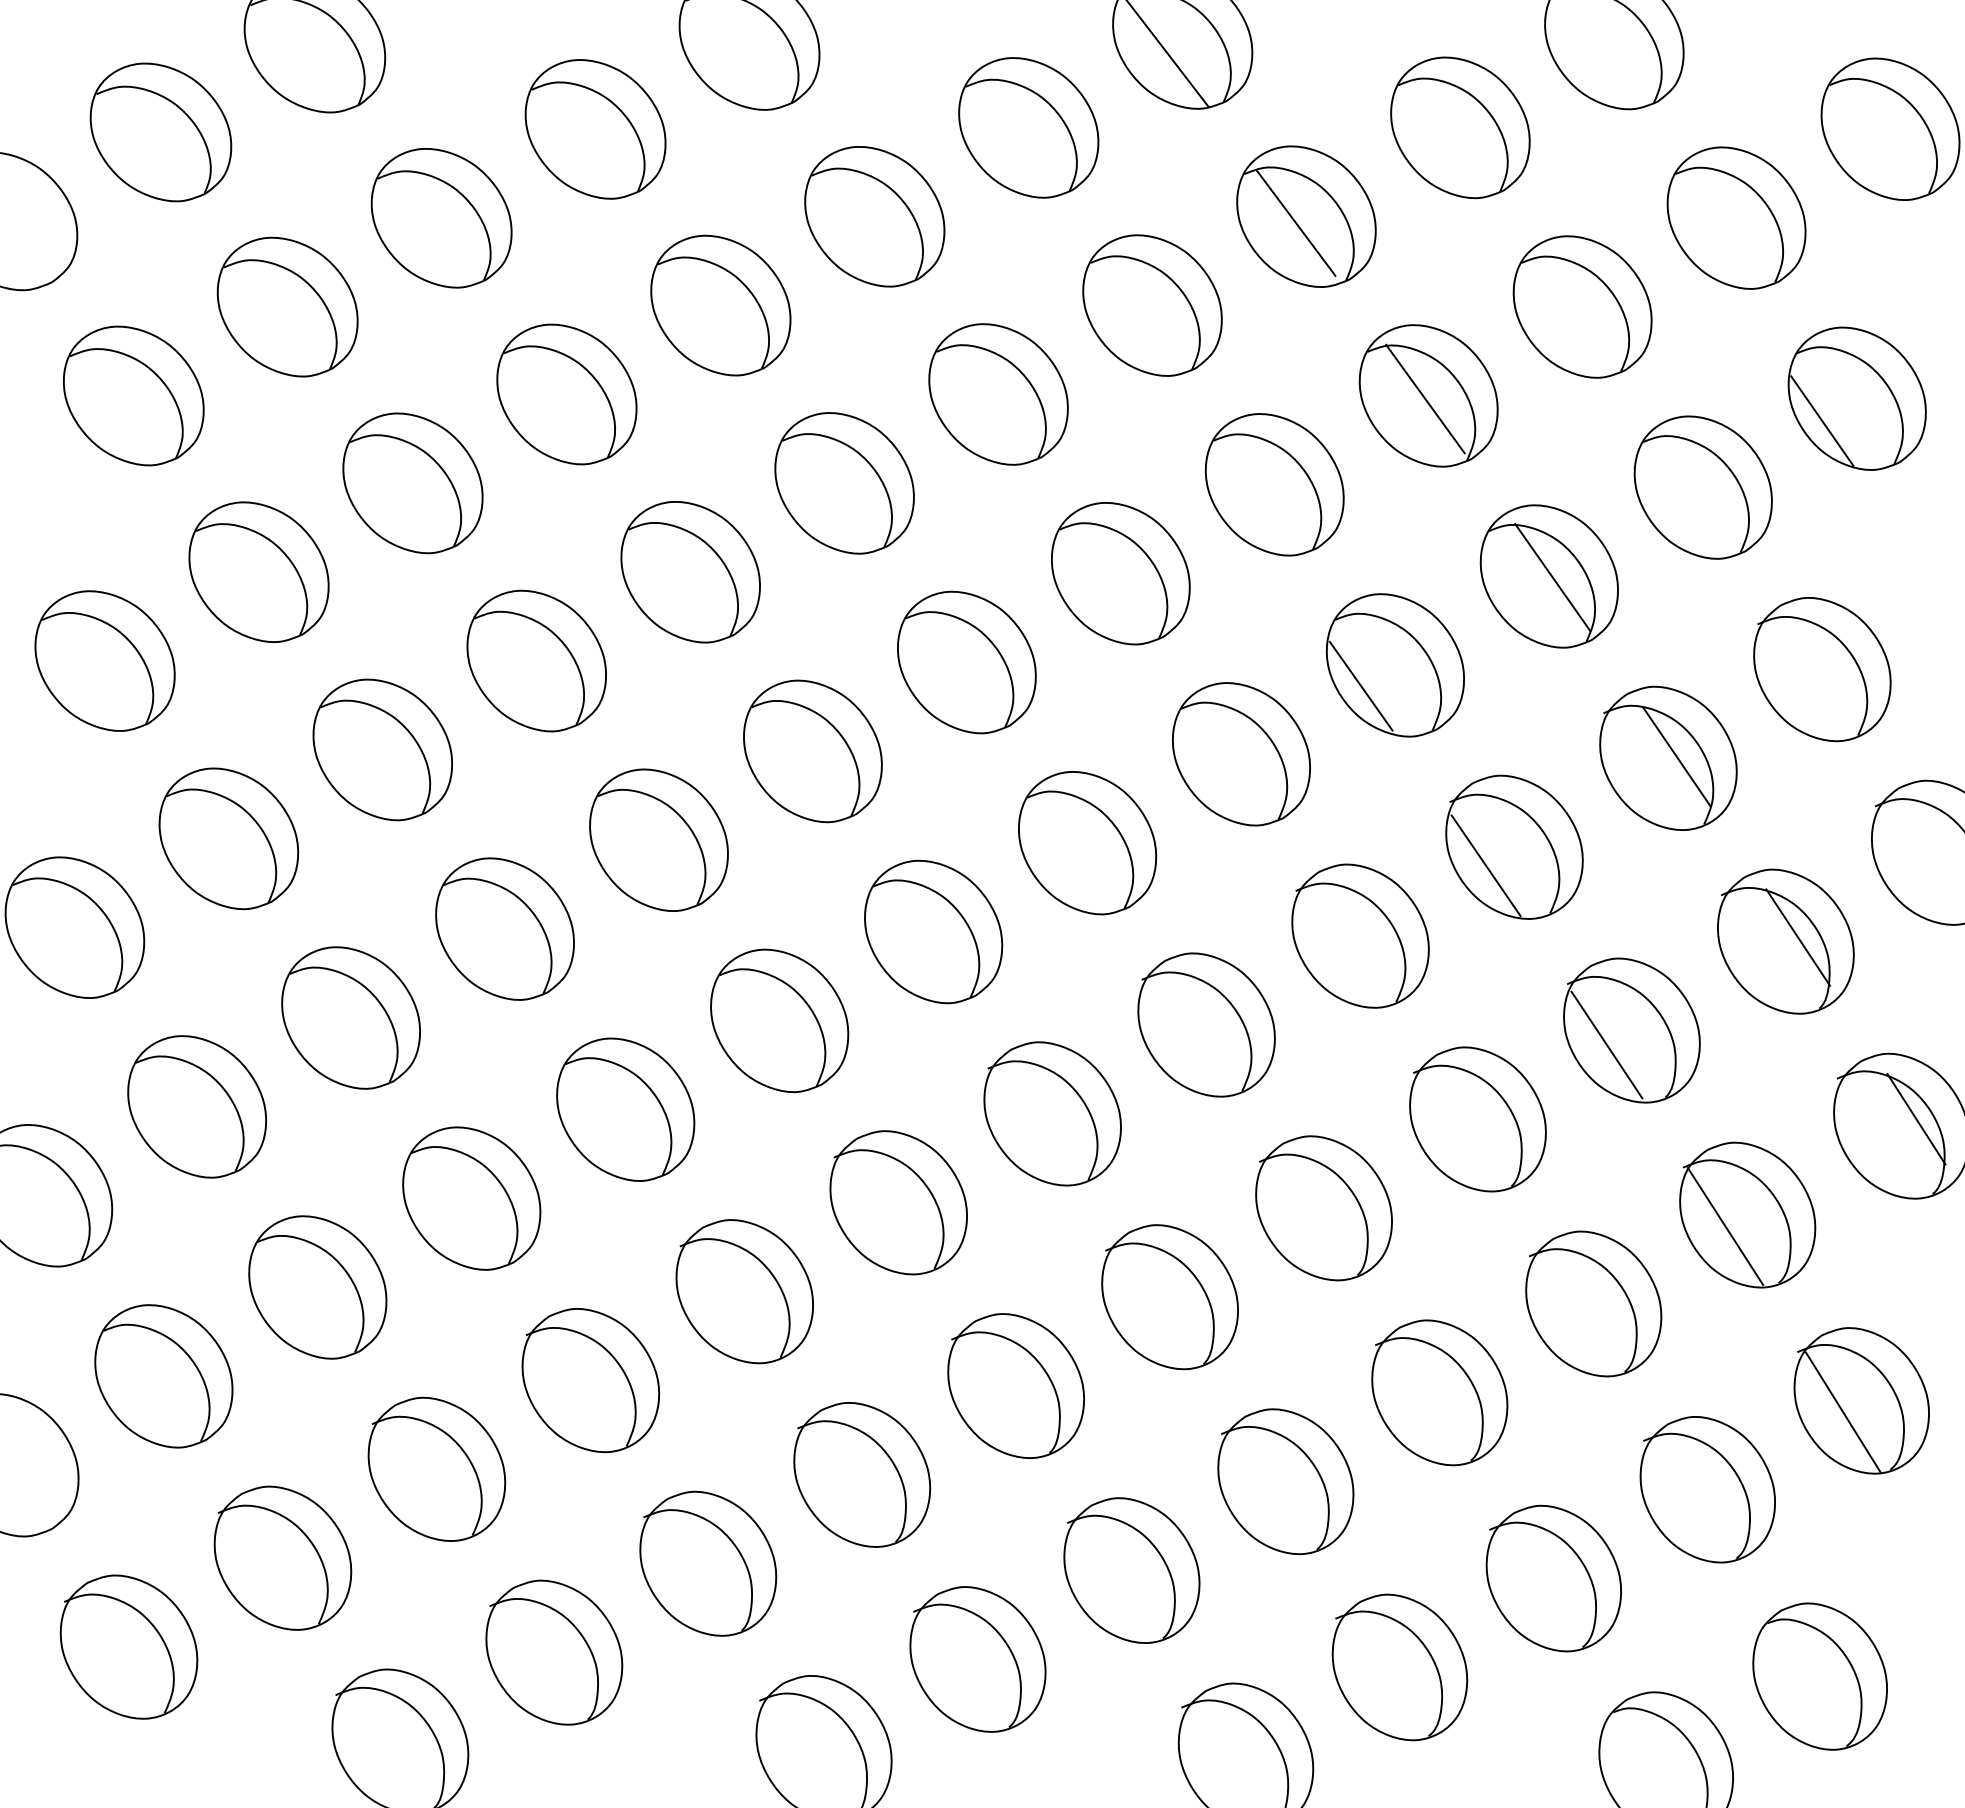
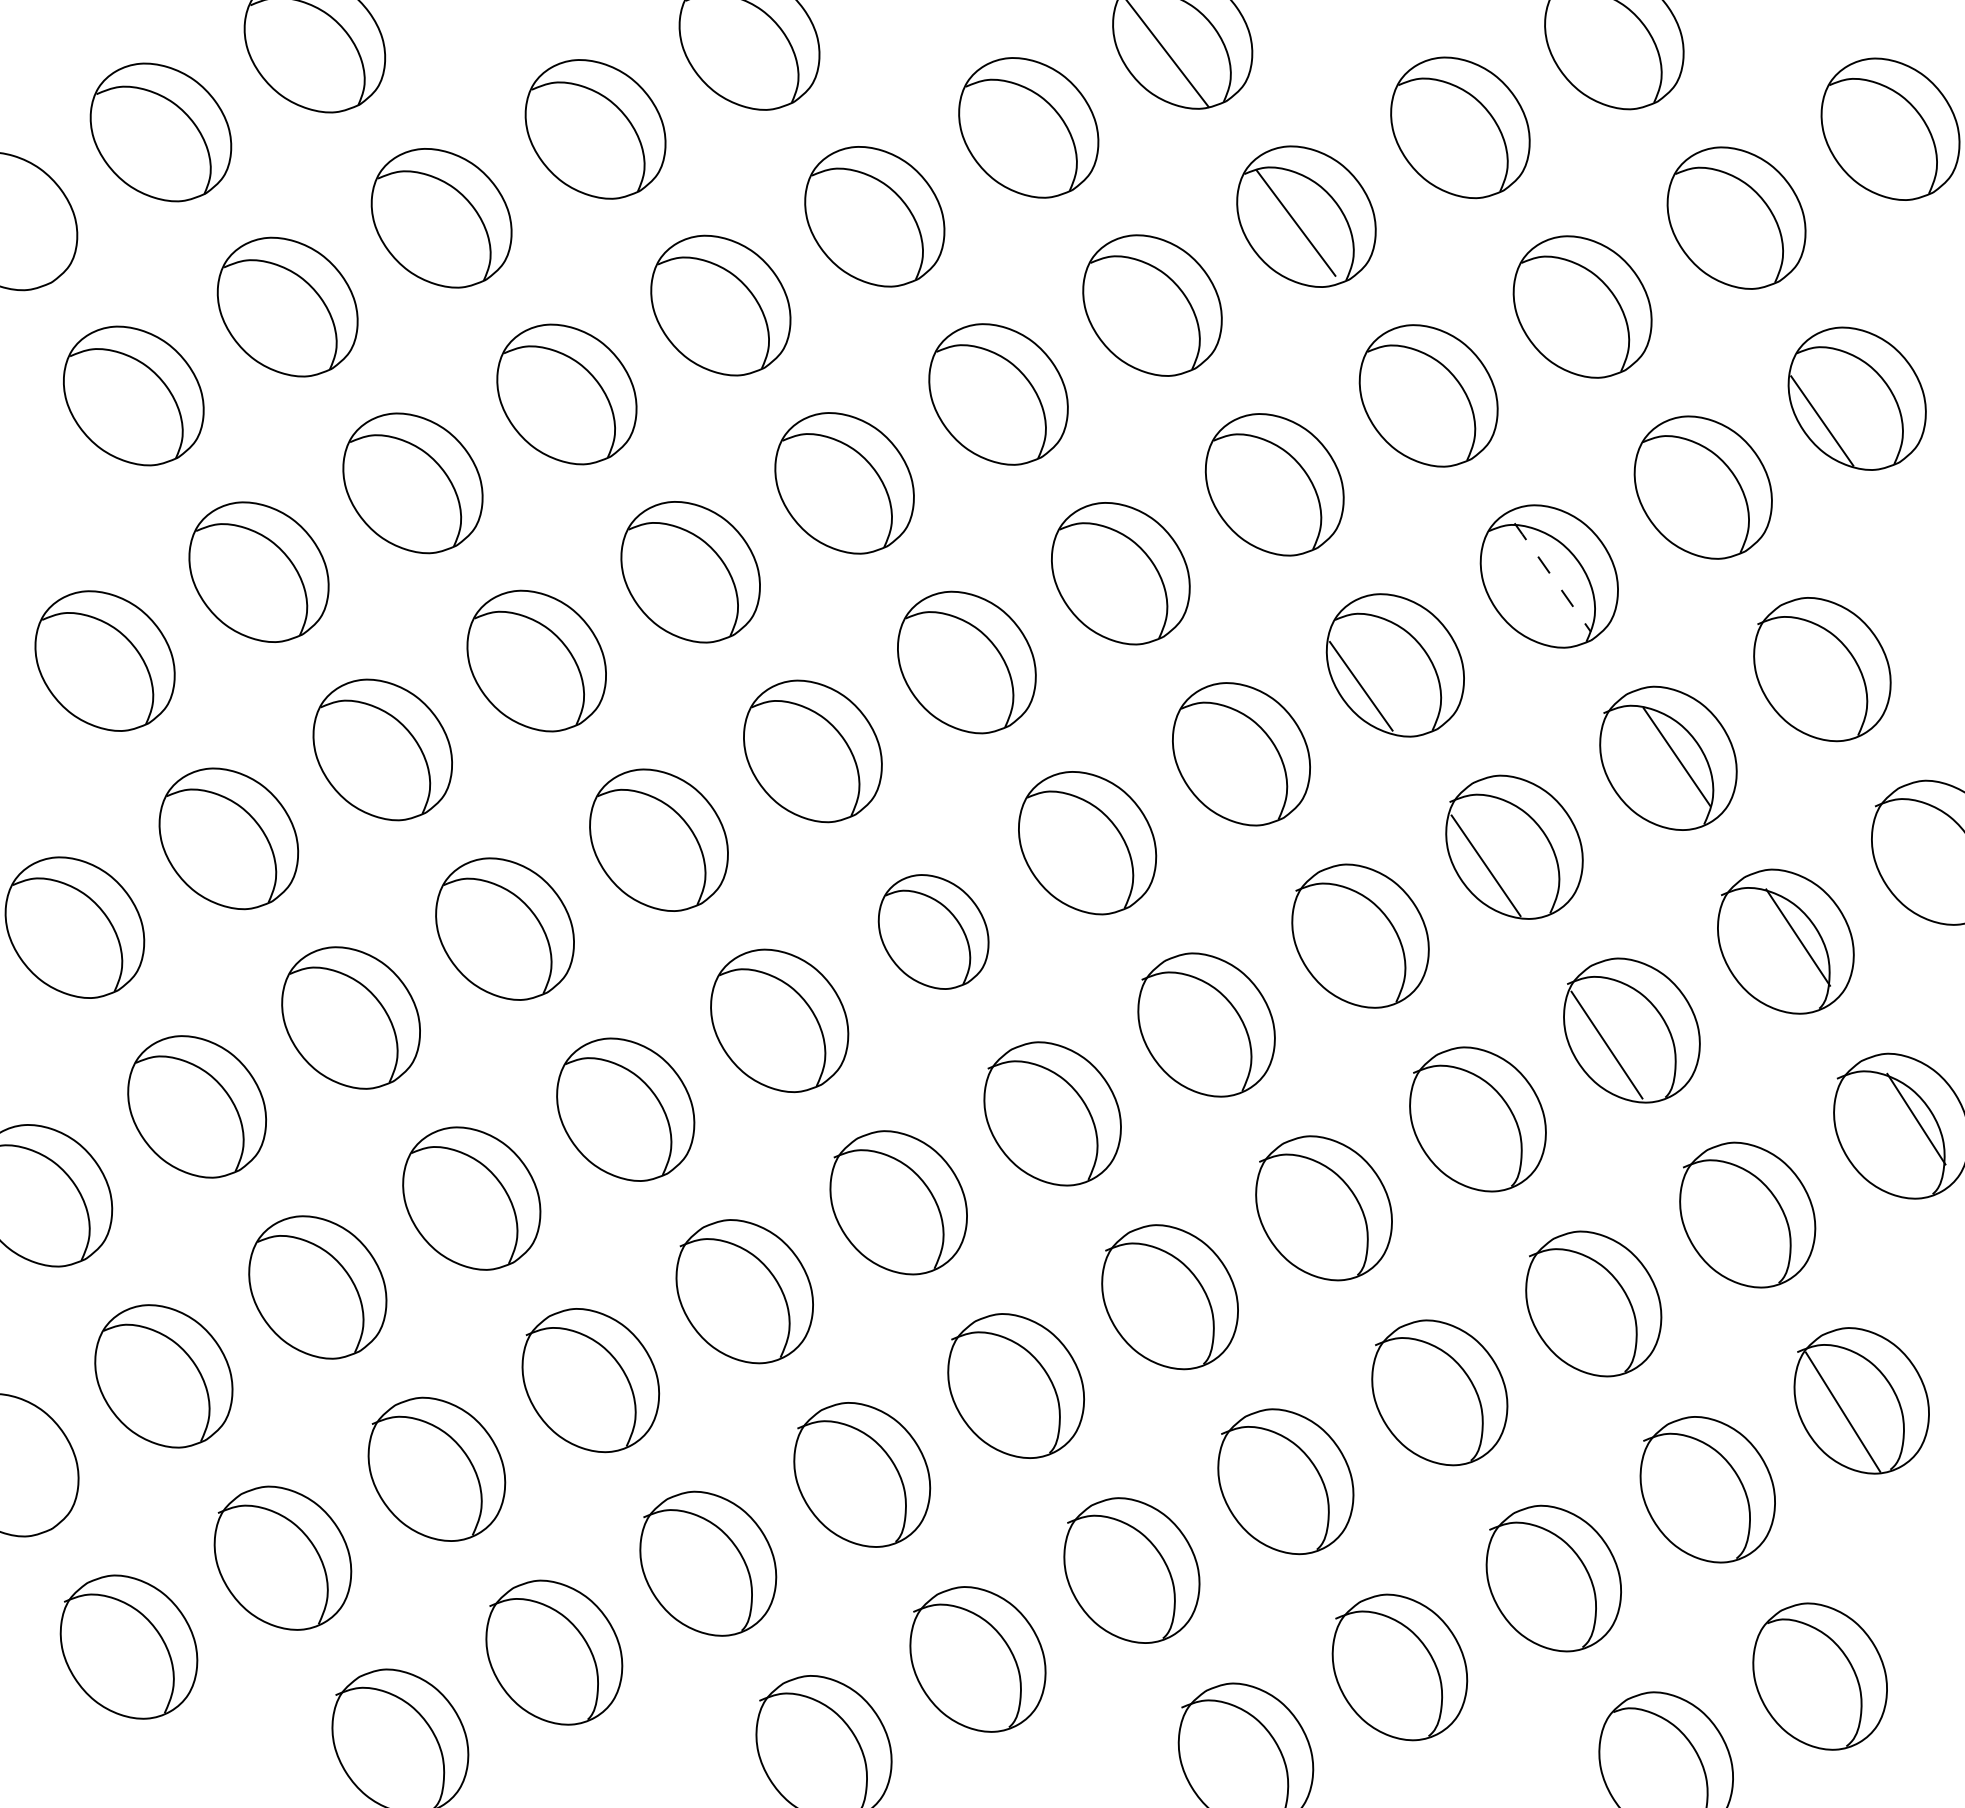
line: present -> none (1425, 398)
line: solid -> dashed (1552, 577)
part size: 140x146 px -> 113x116 px (933, 931)
line: present -> none (1725, 1226)
